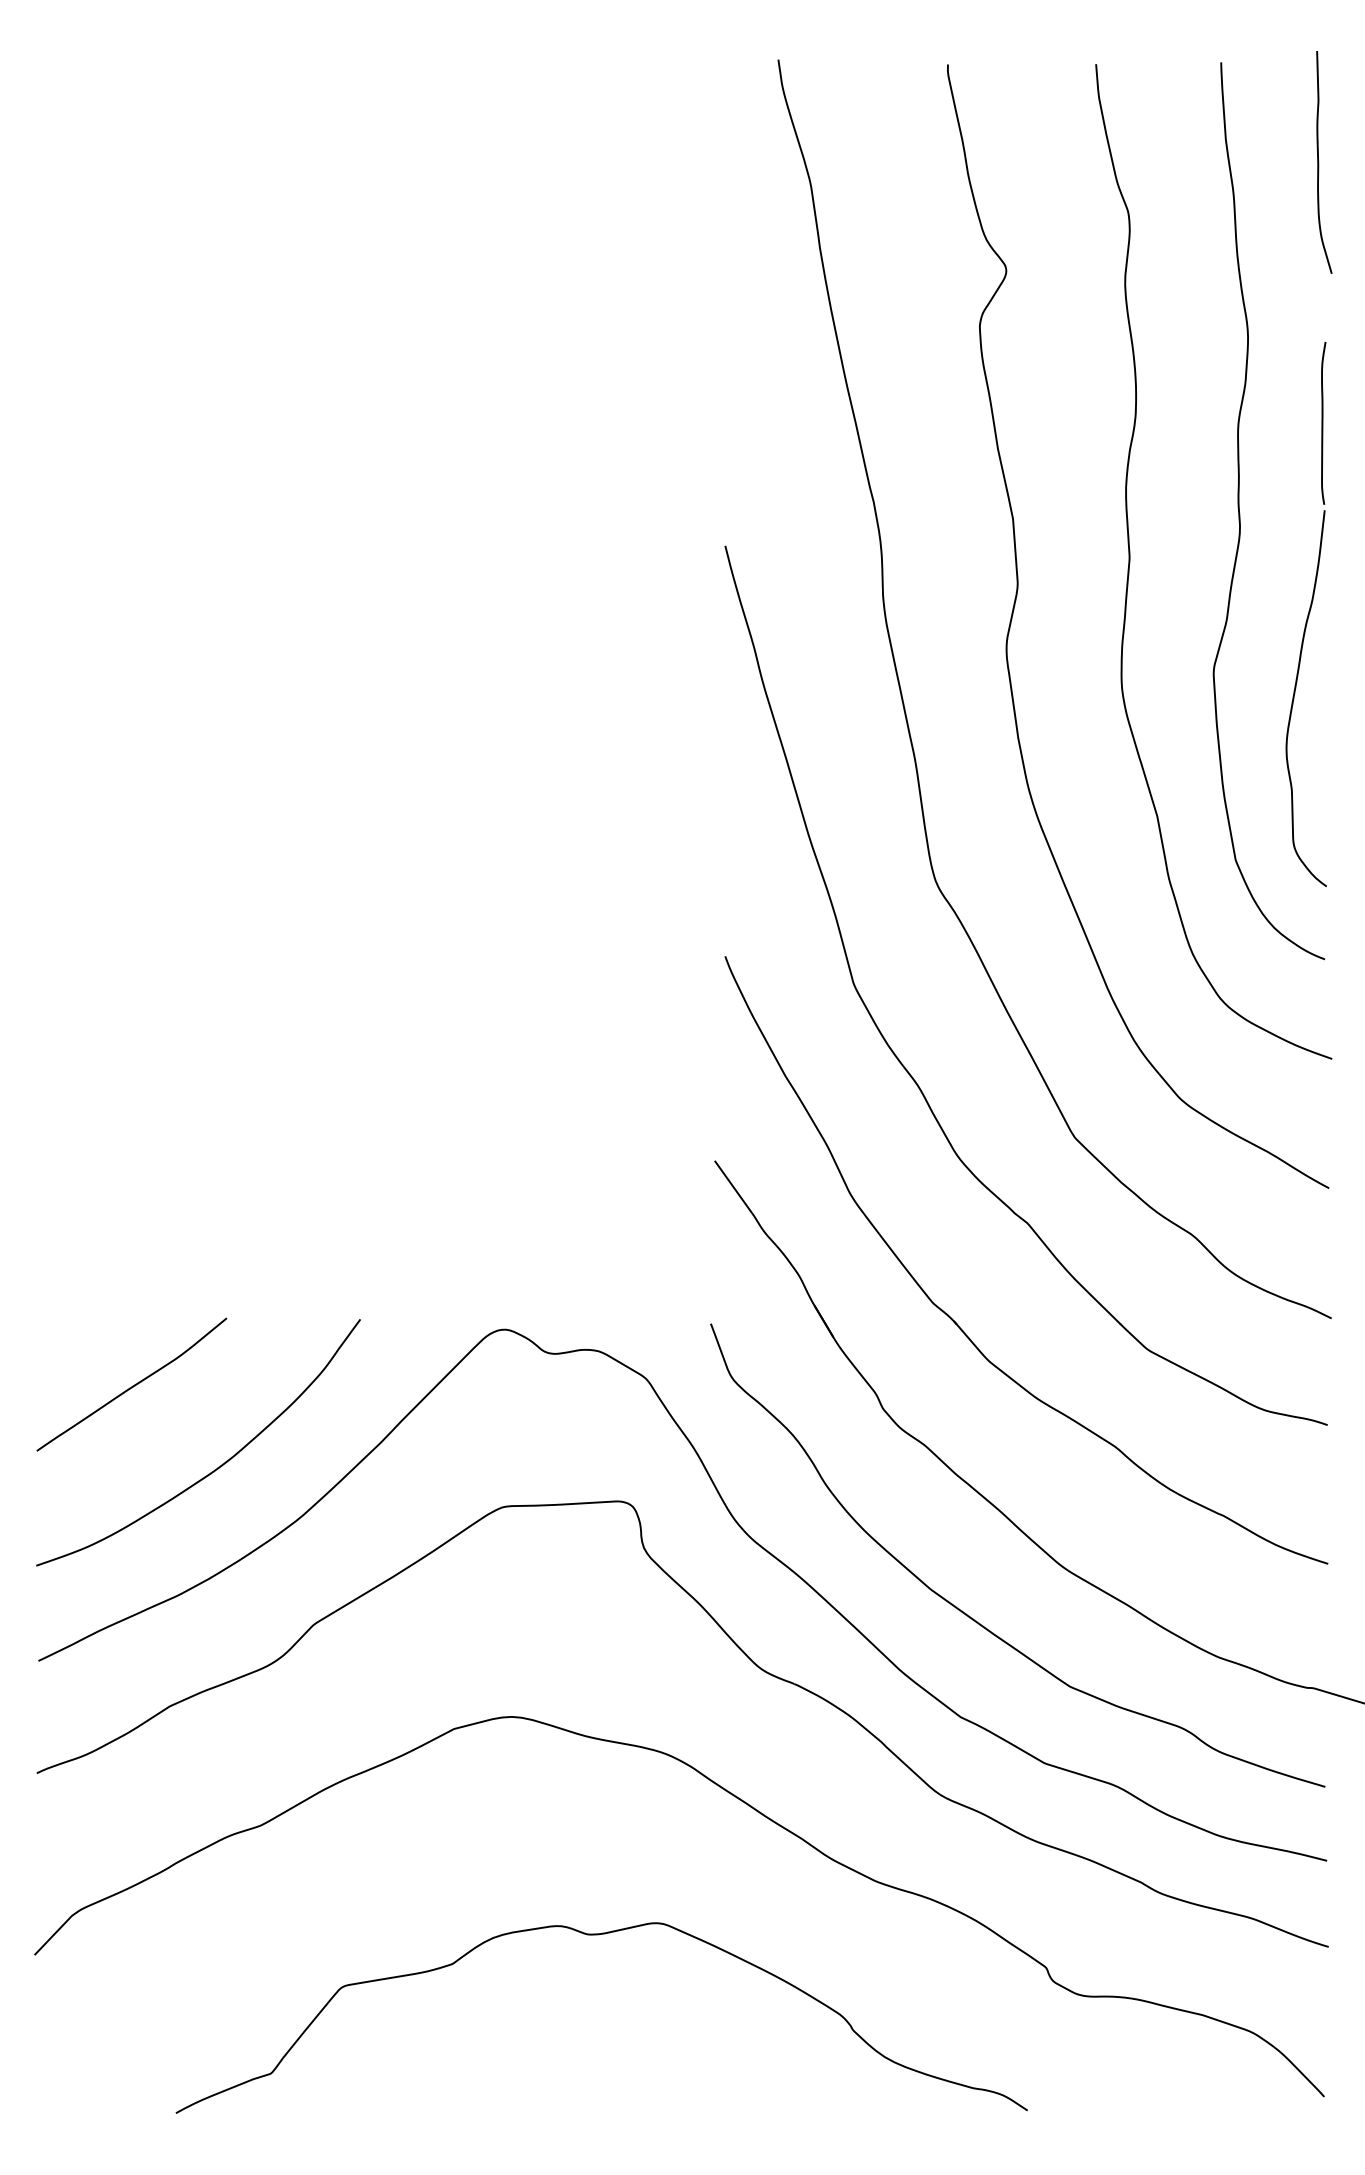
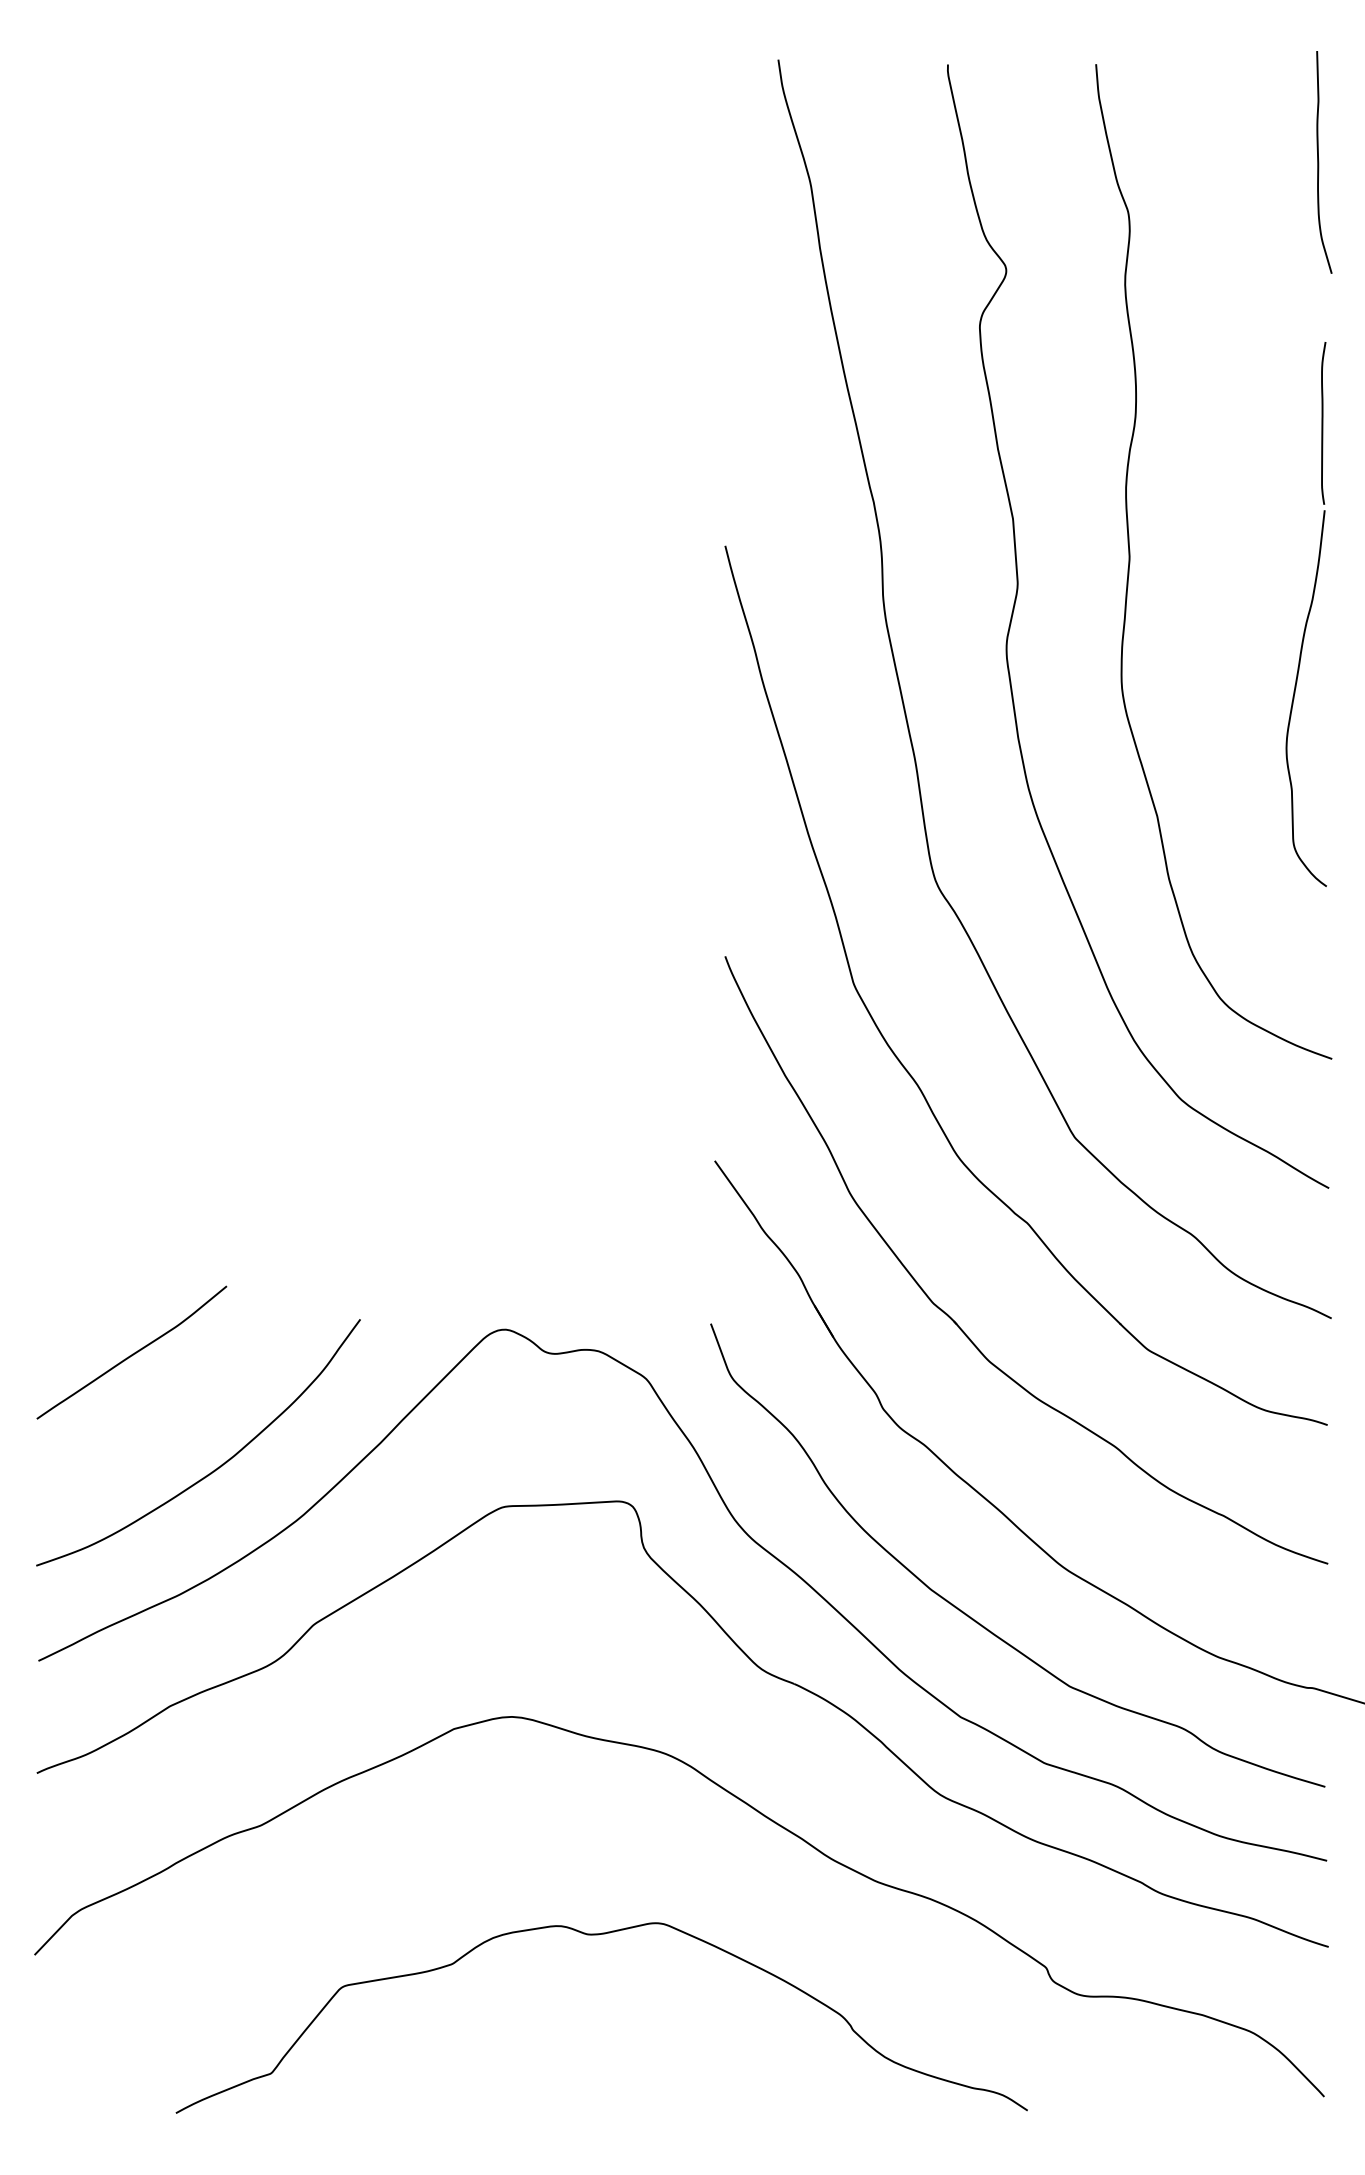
curve: present -> none (1240, 513)
curve position: (132, 1385) -> (132, 1353) (132, 1353)
